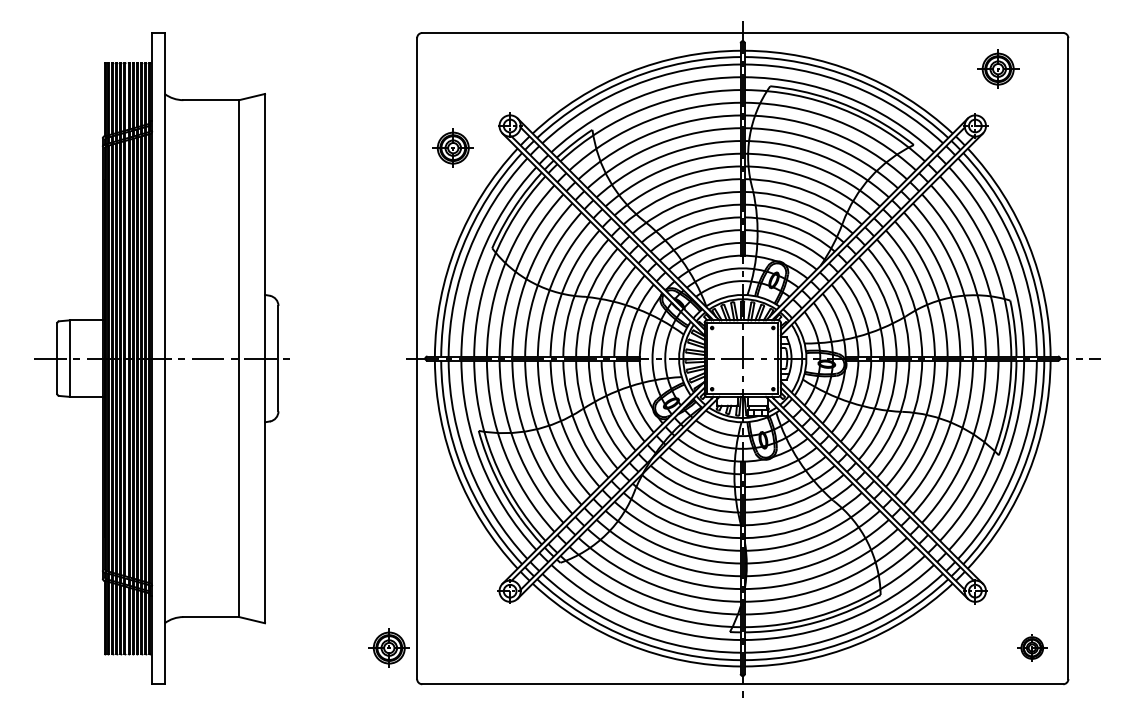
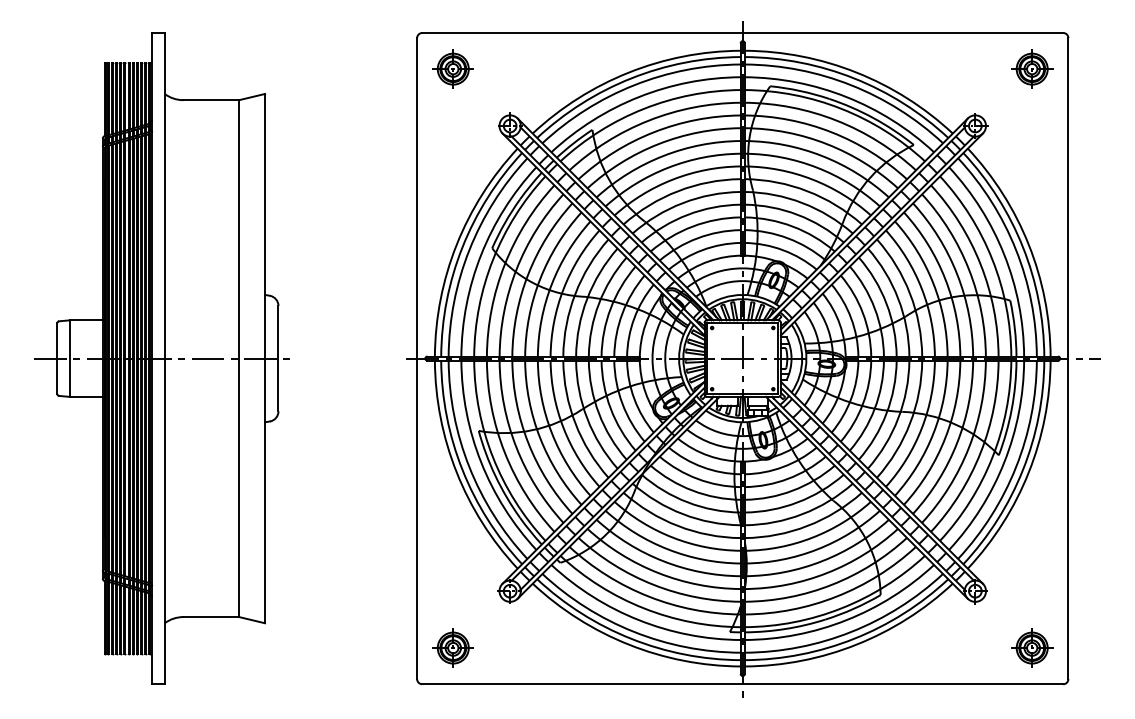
part position: (998, 68) -> (1032, 68) (1032, 68)
part position: (452, 147) -> (452, 68) (452, 68)
part position: (388, 647) -> (452, 647) (452, 647)
part size: 31x28 px -> 43x40 px (1032, 647)
